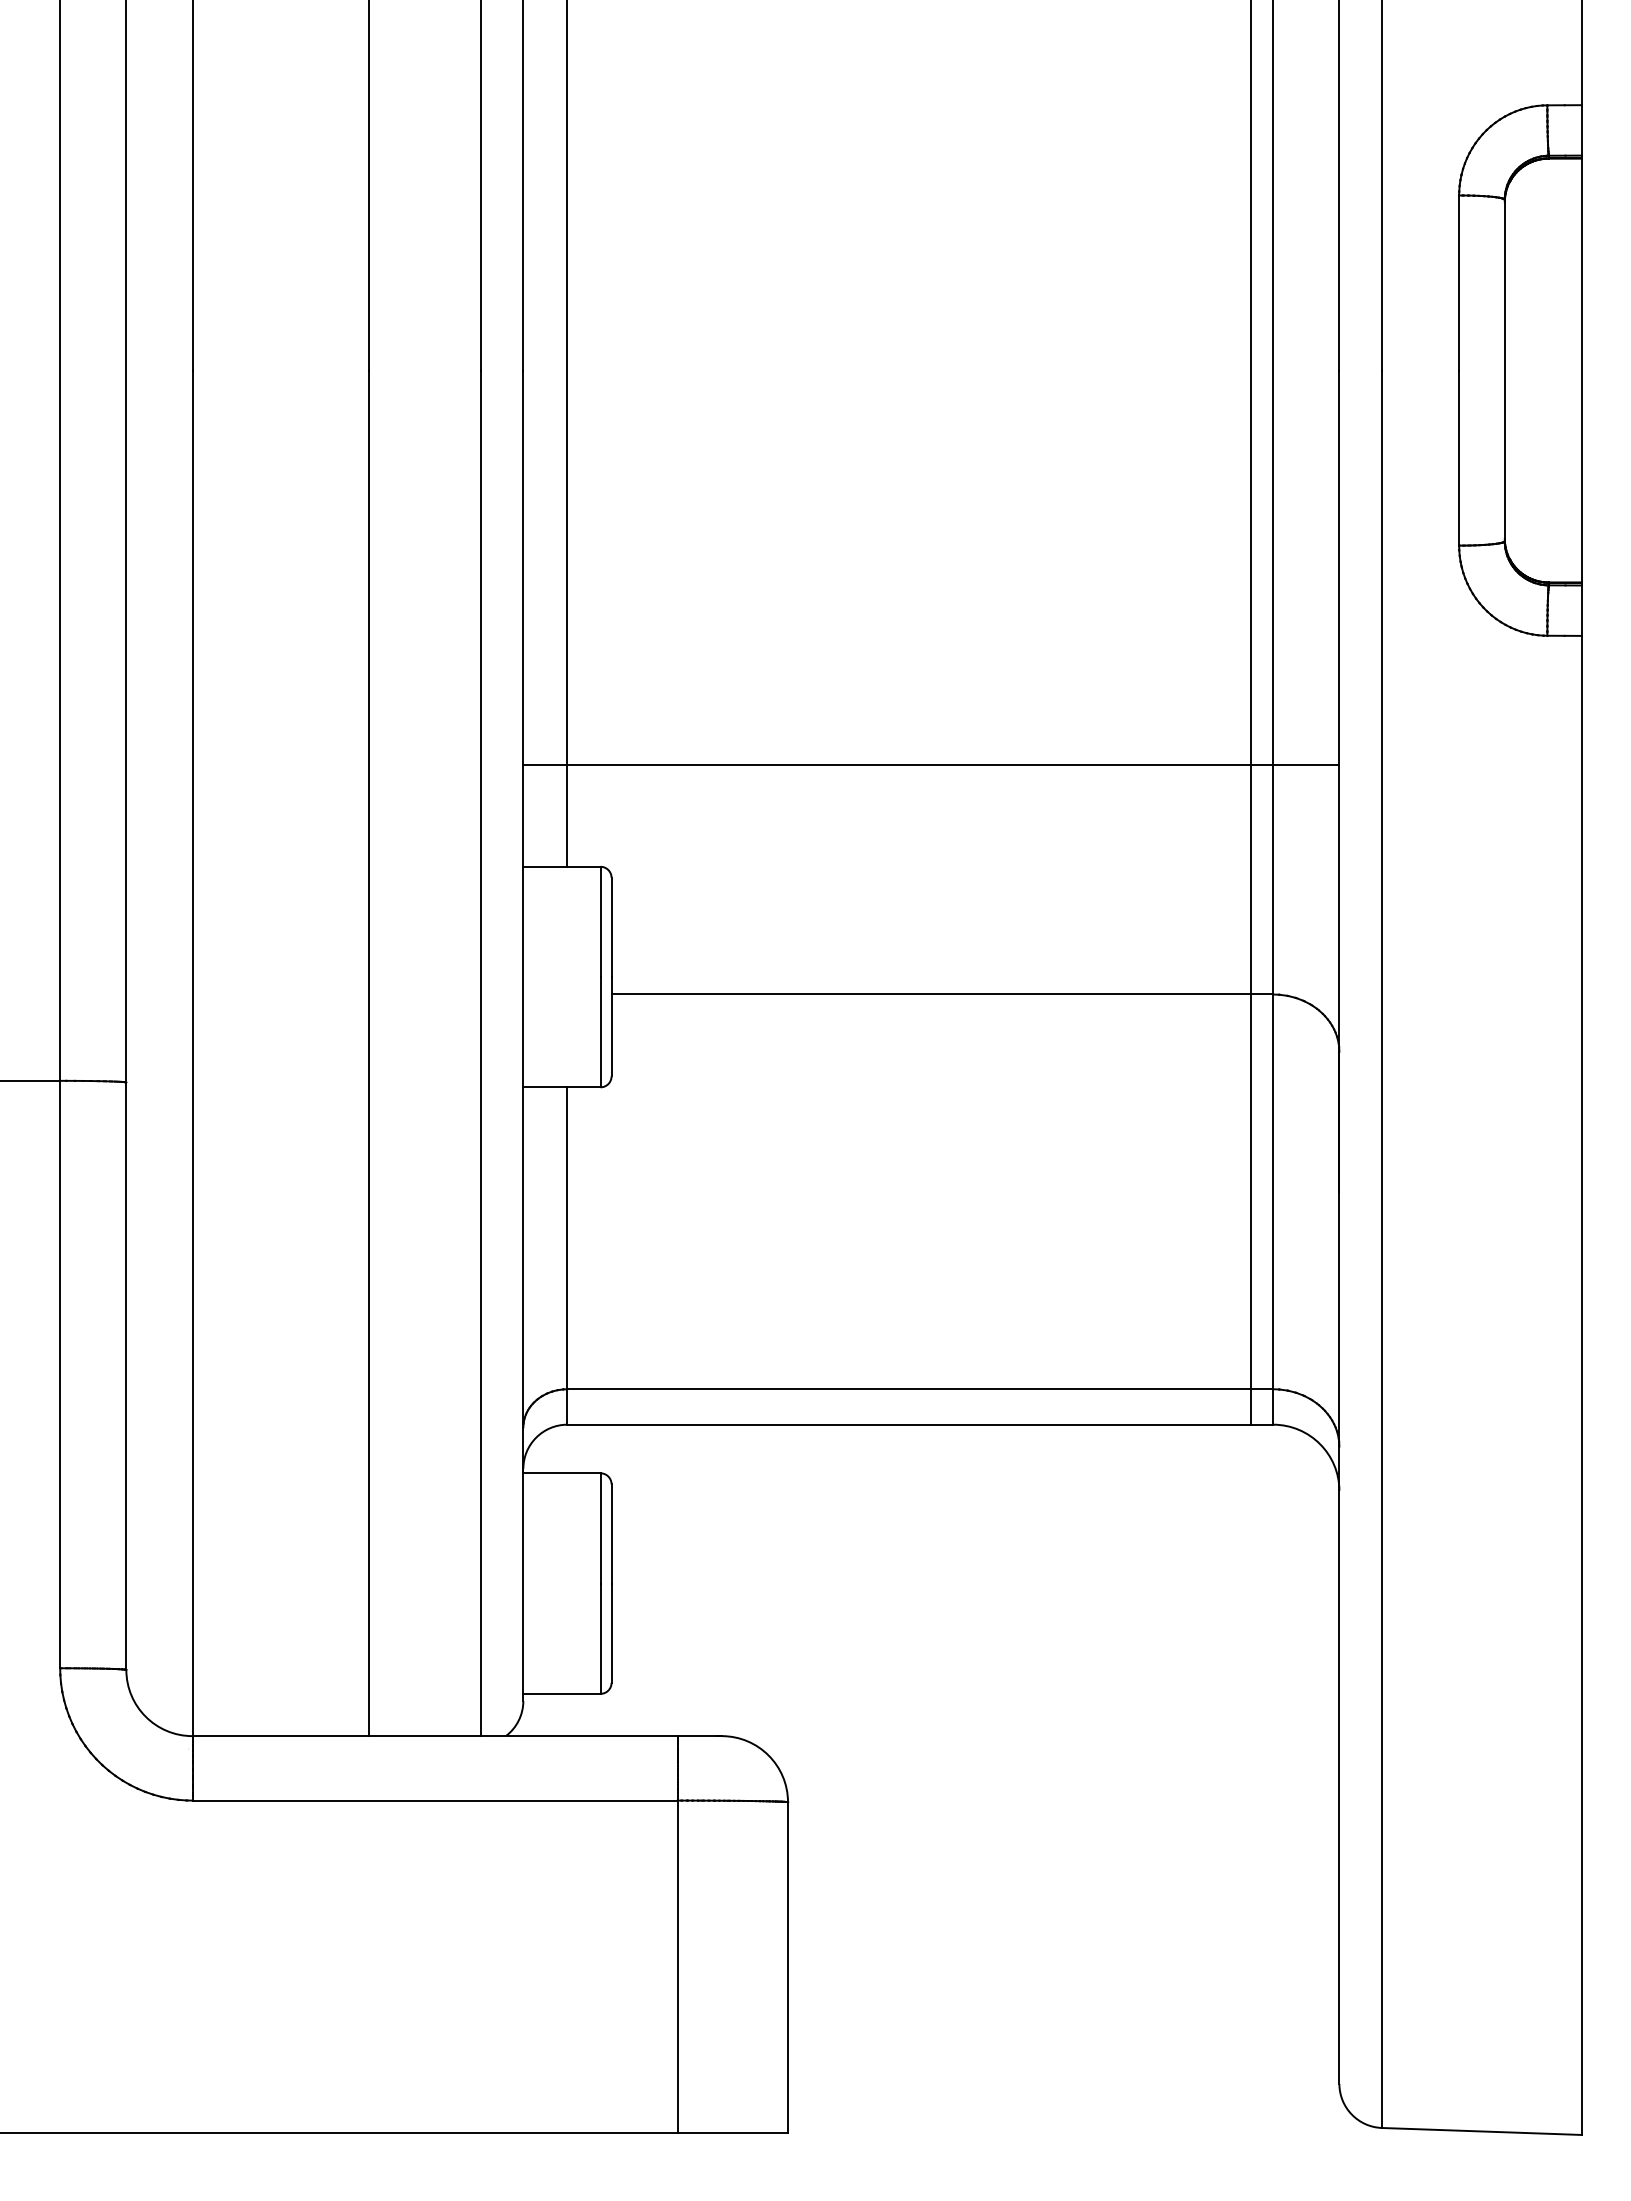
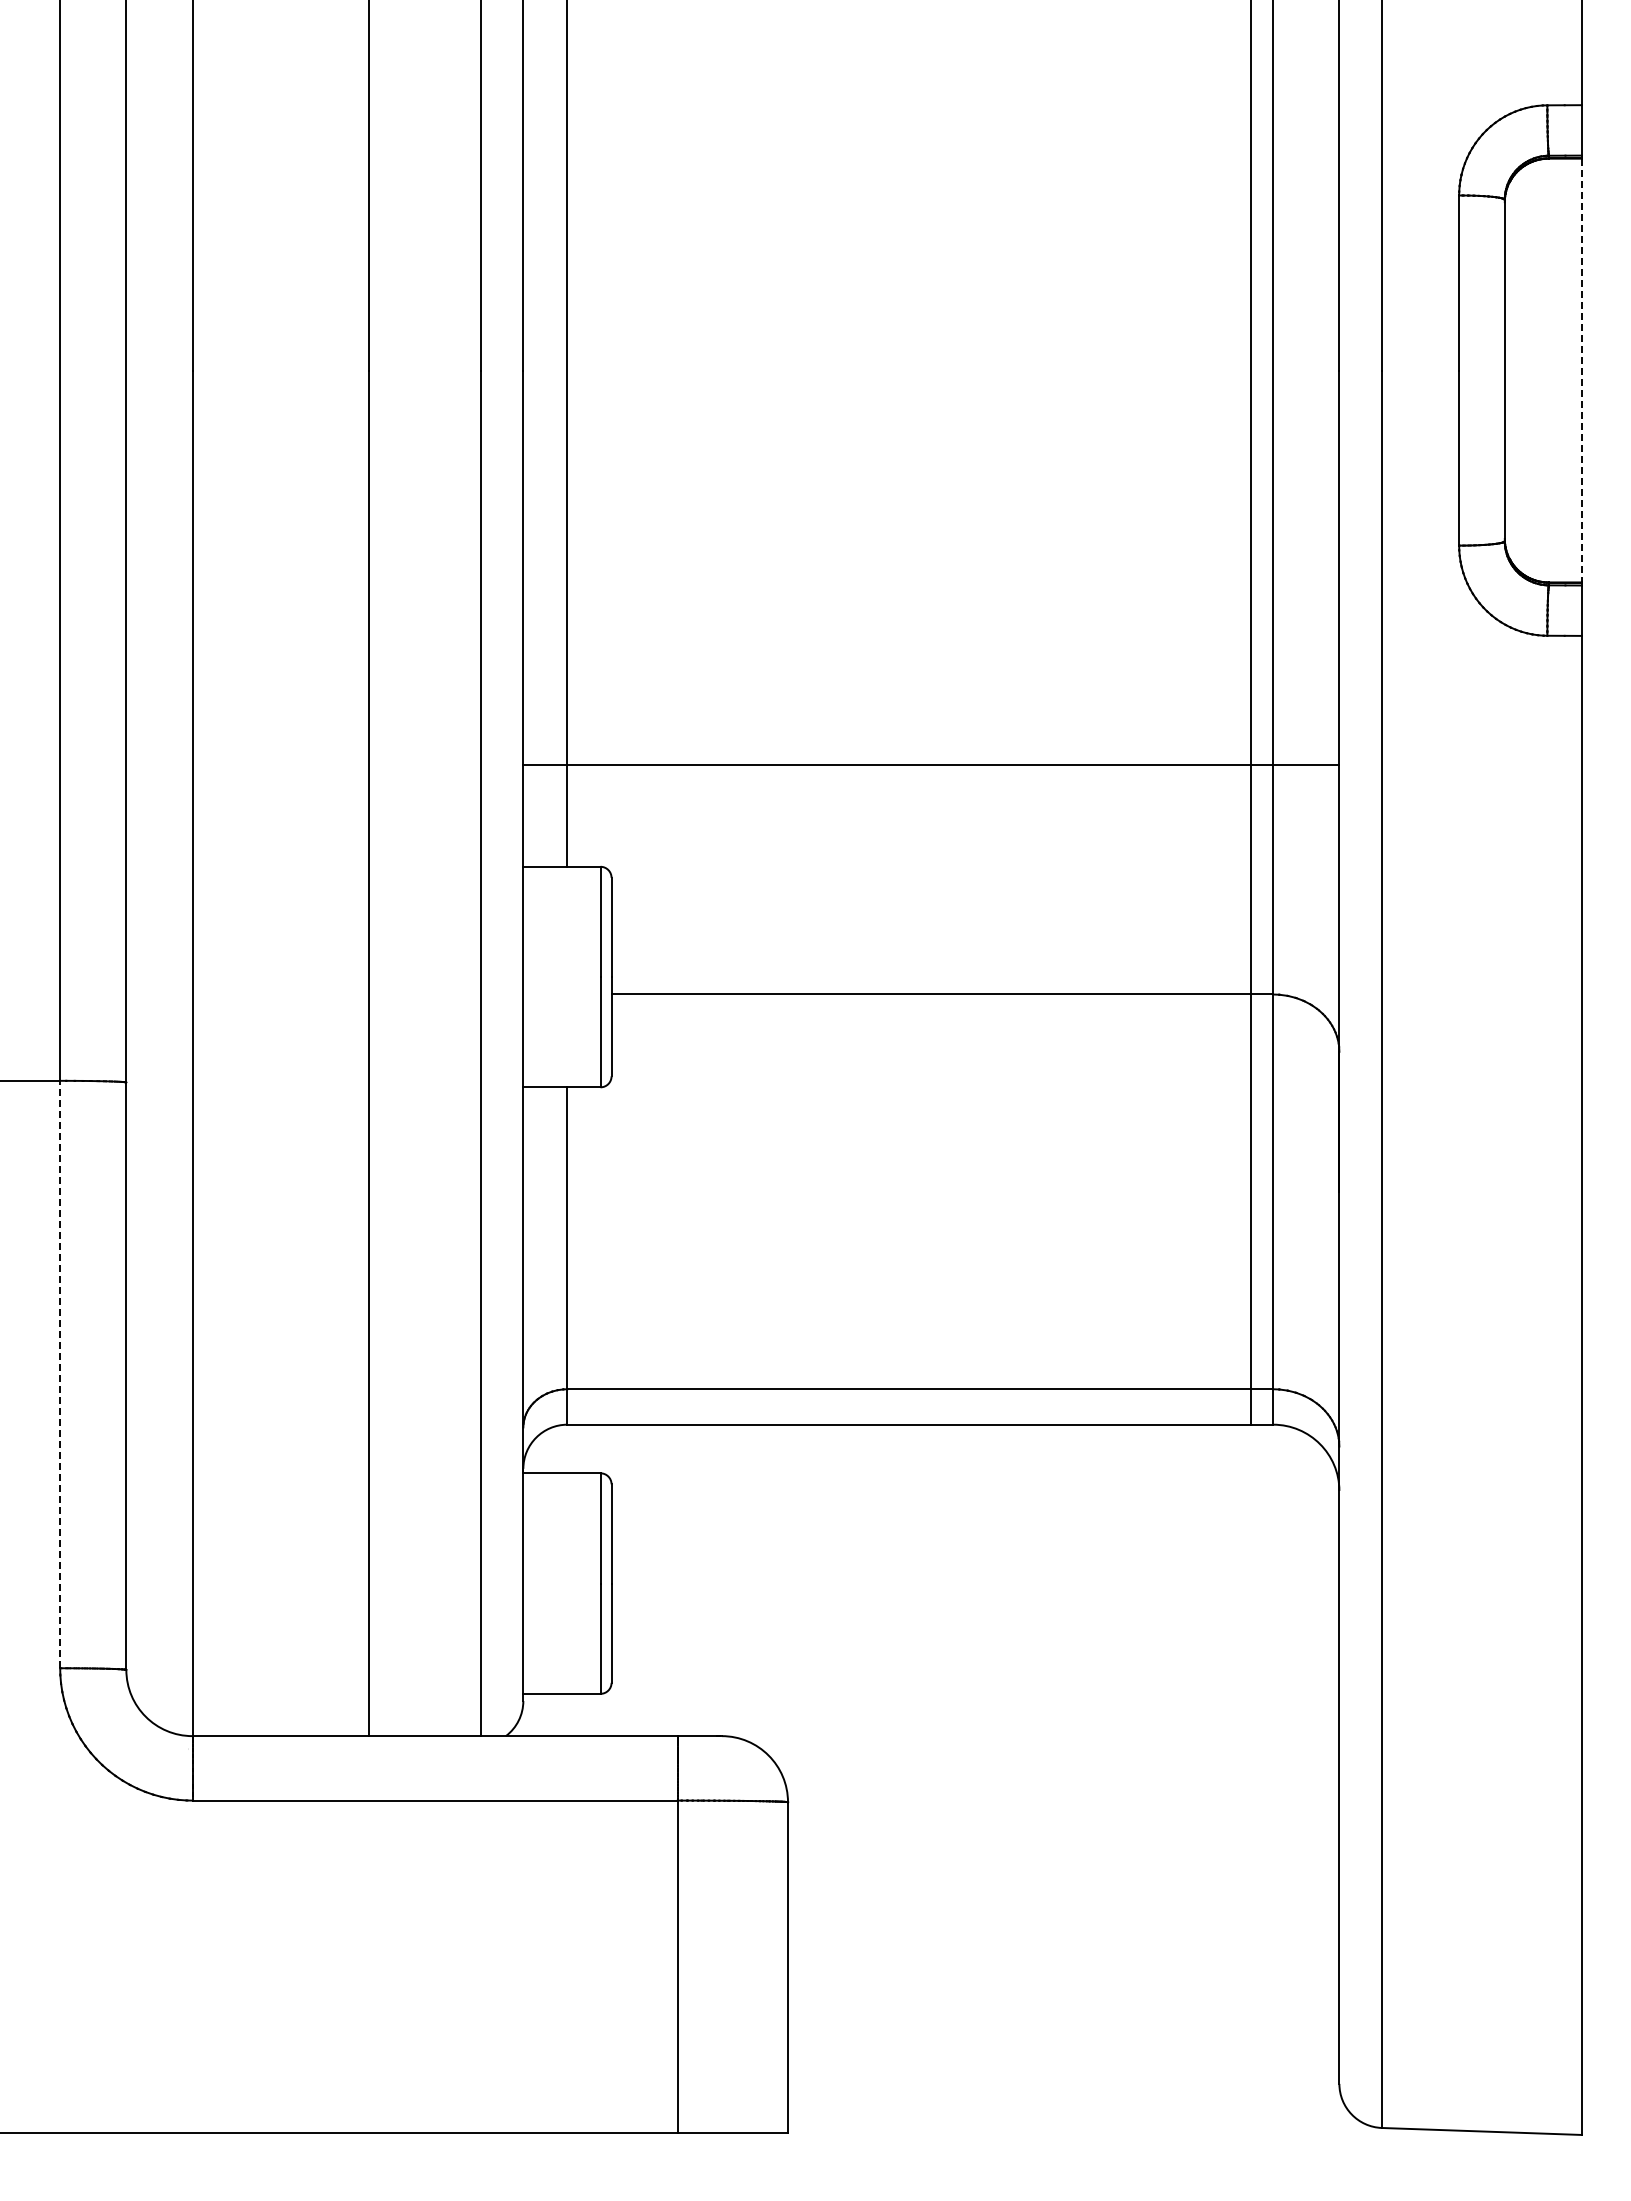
line: solid -> dashed (1582, 370)
line: solid -> dashed (60, 1374)
